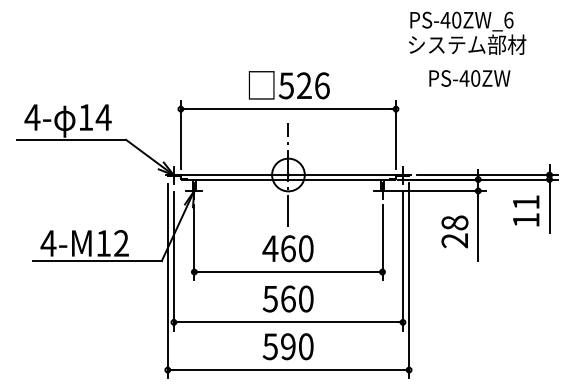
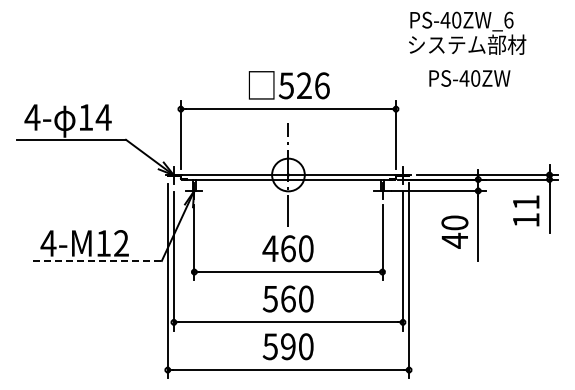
text: 28 -> 40 (454, 231)
line: solid -> dashed (97, 260)
